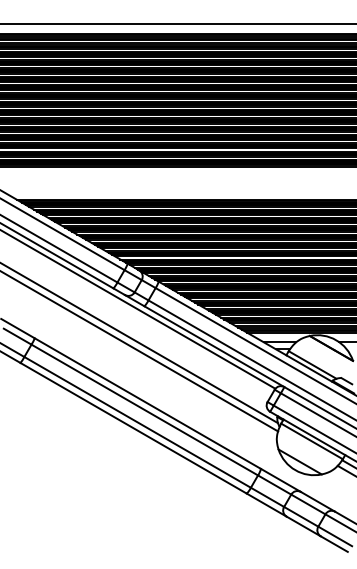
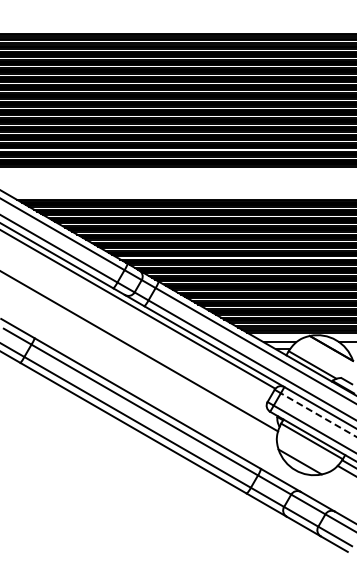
line: present -> none (177, 24)
line: present -> none (139, 343)
line: solid -> dashed (318, 415)
